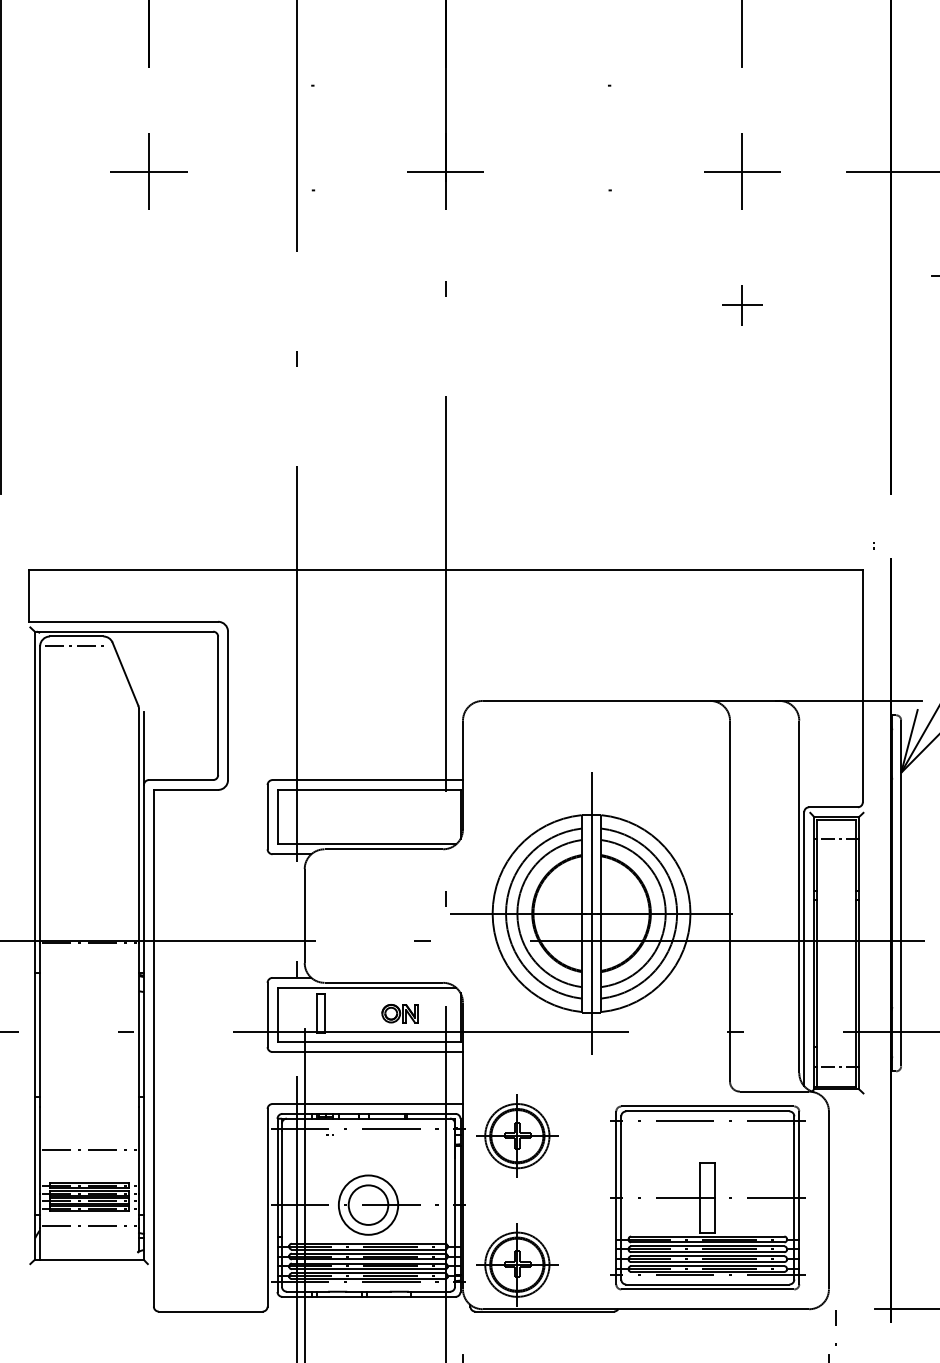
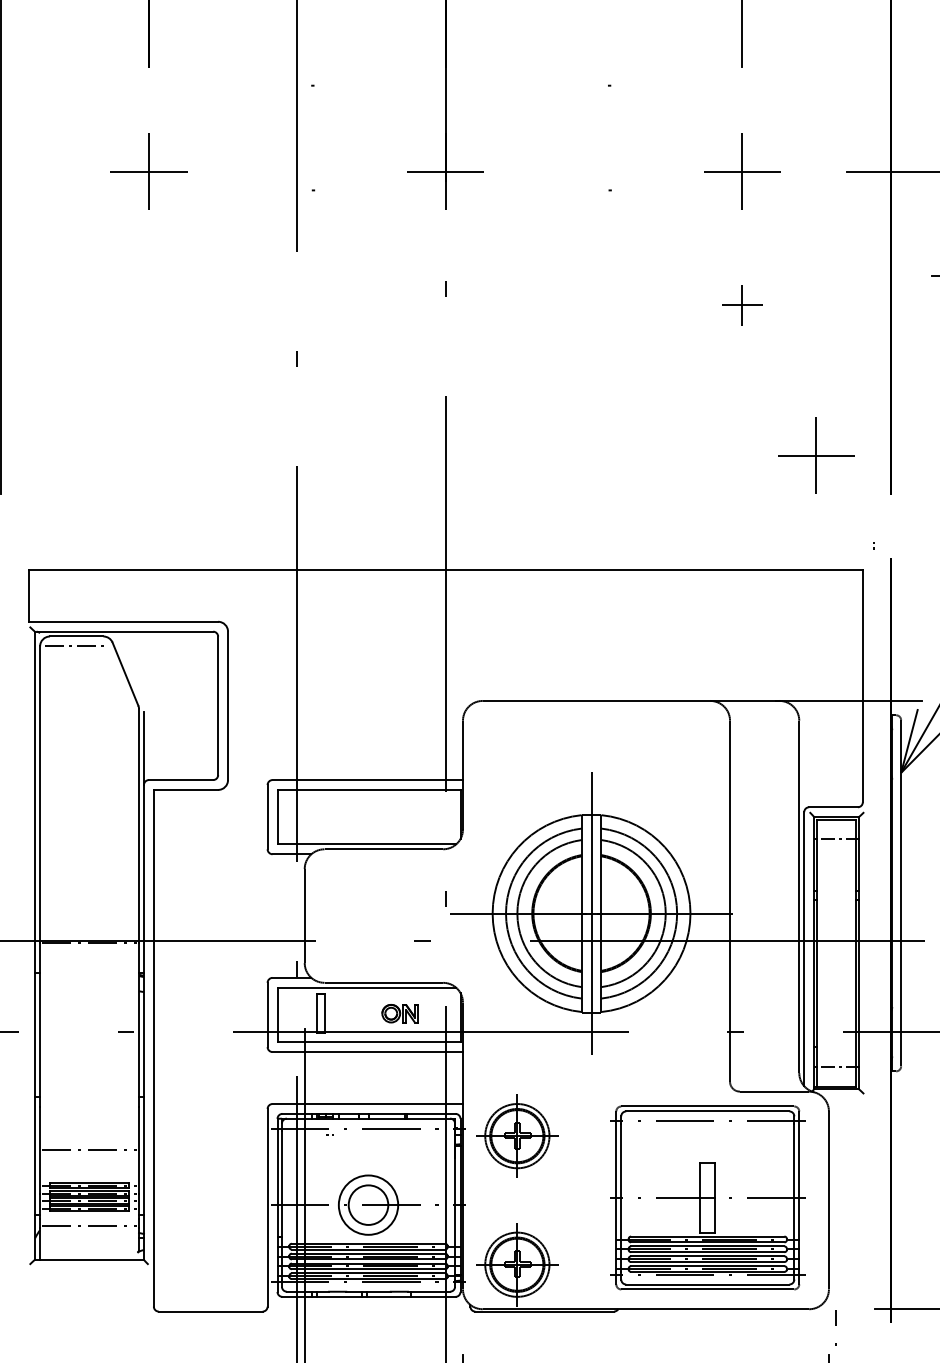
part: none -> present (816, 455)
